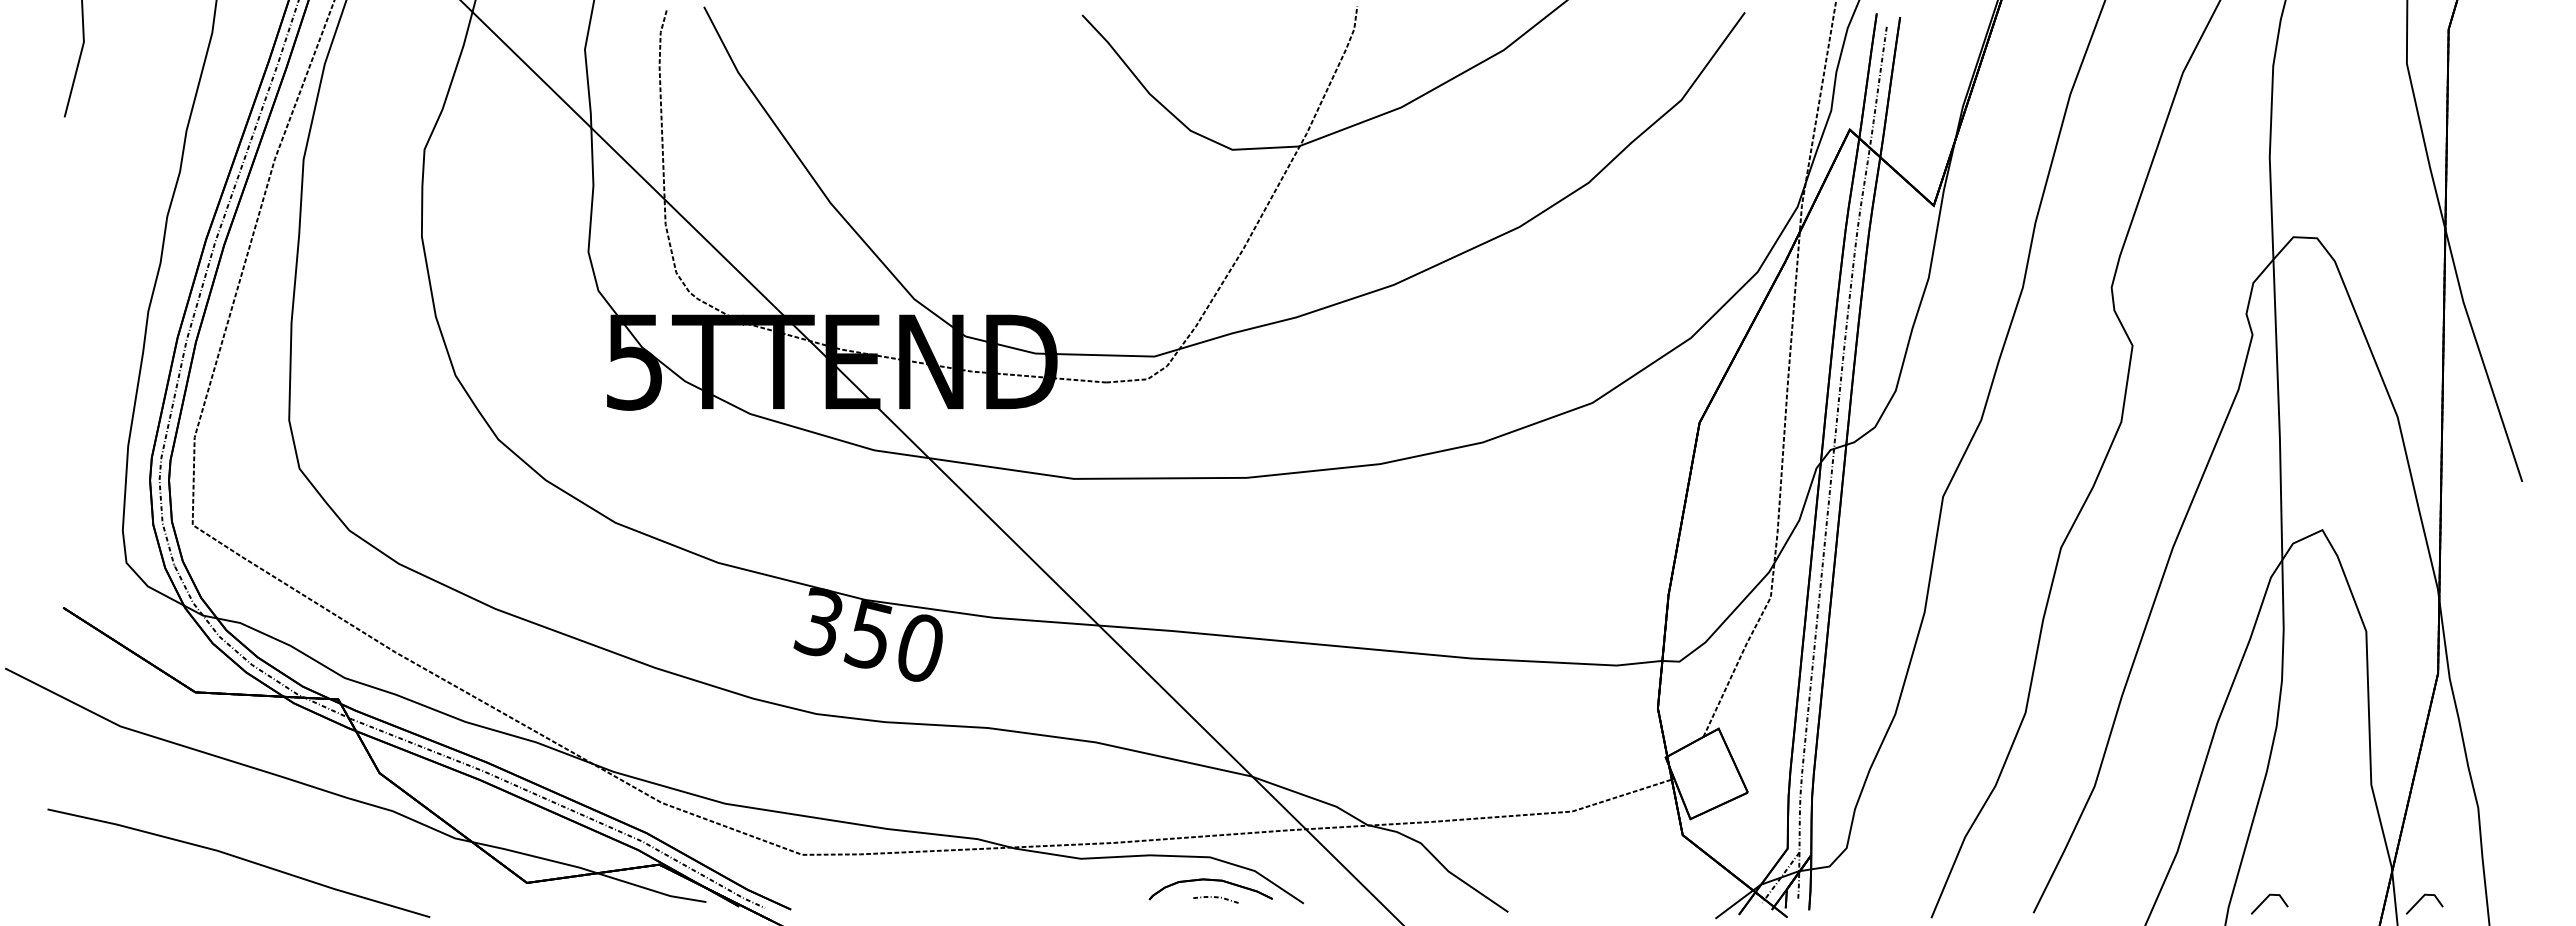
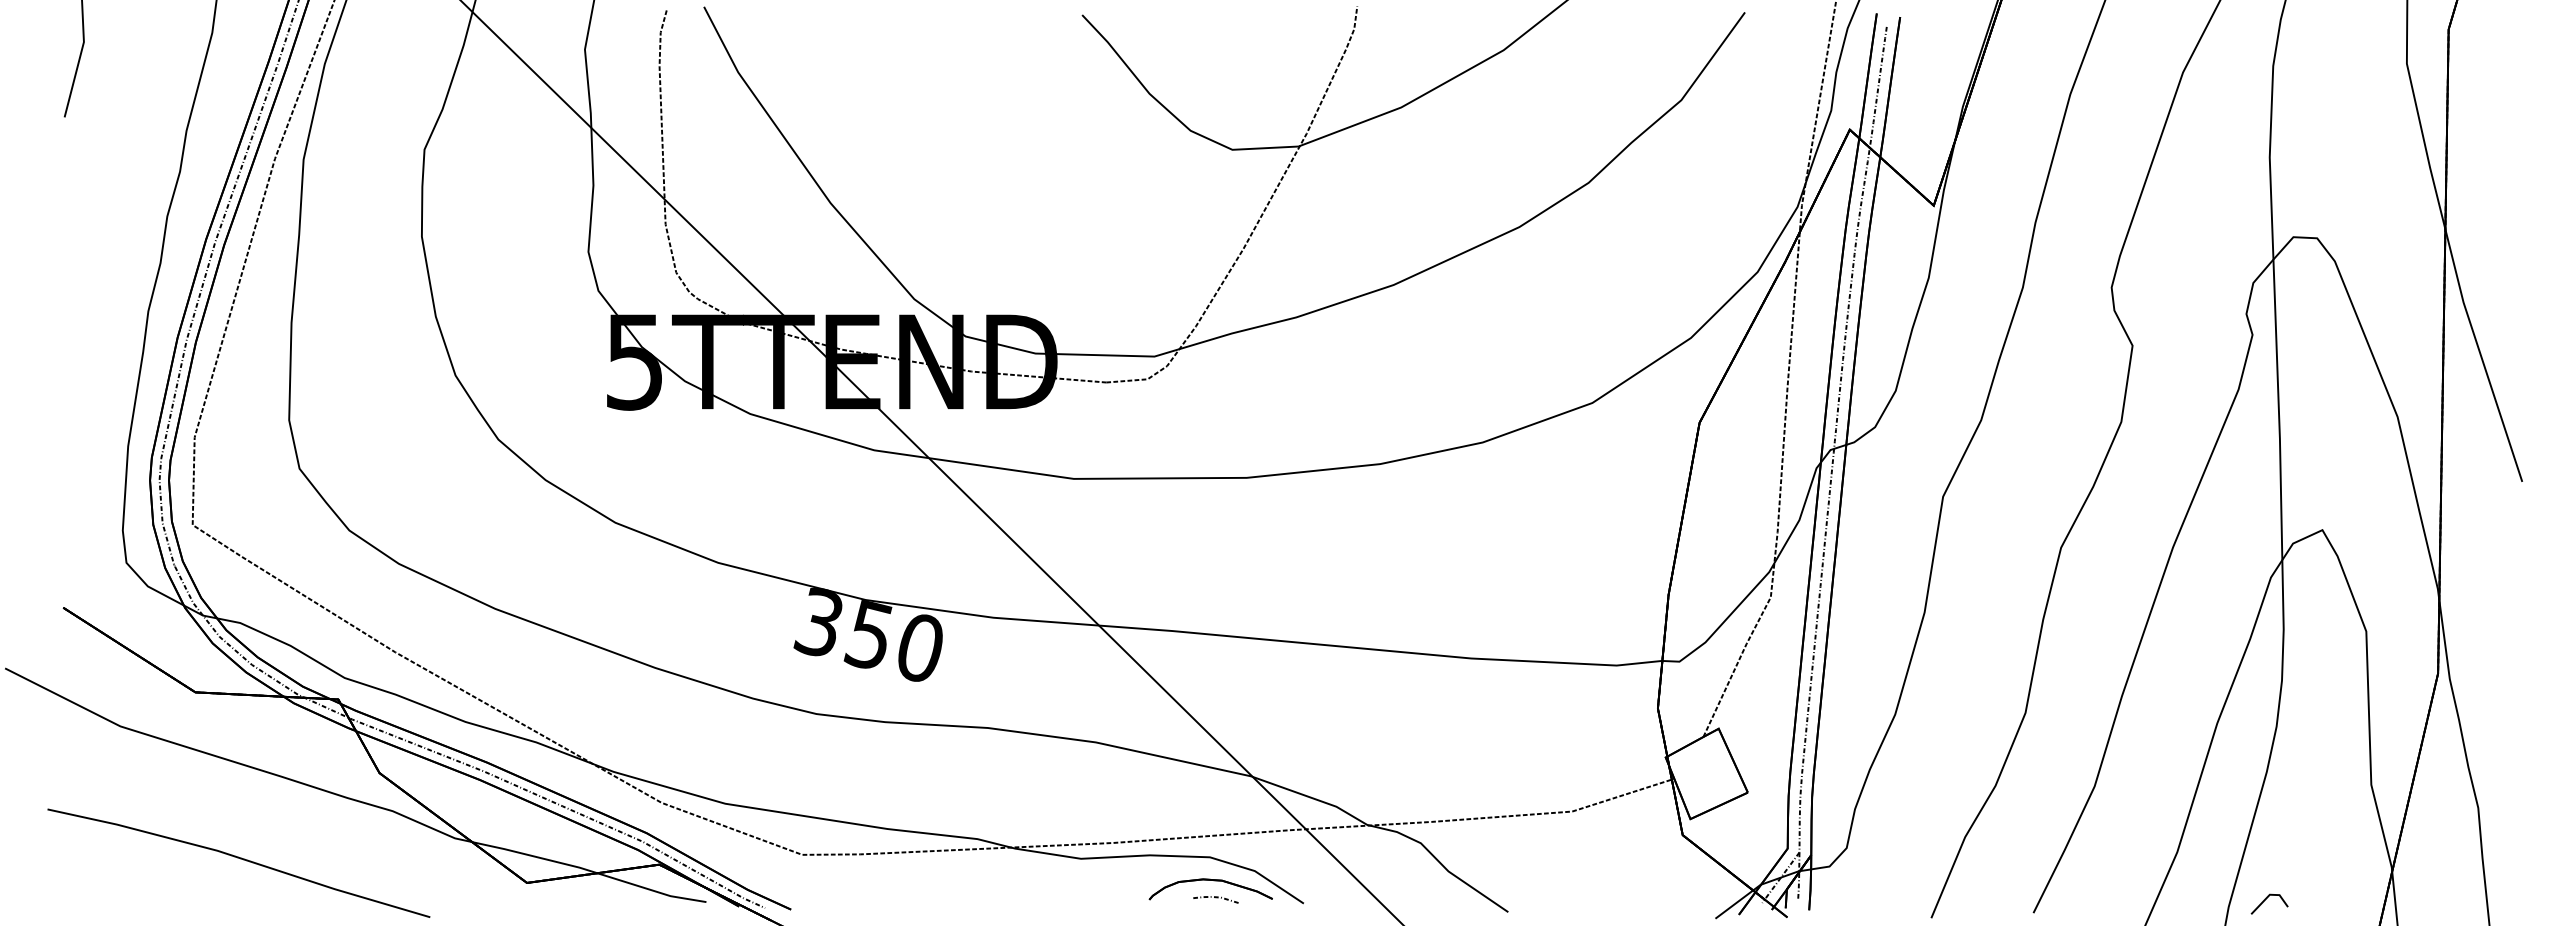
part: present -> none (2424, 903)
